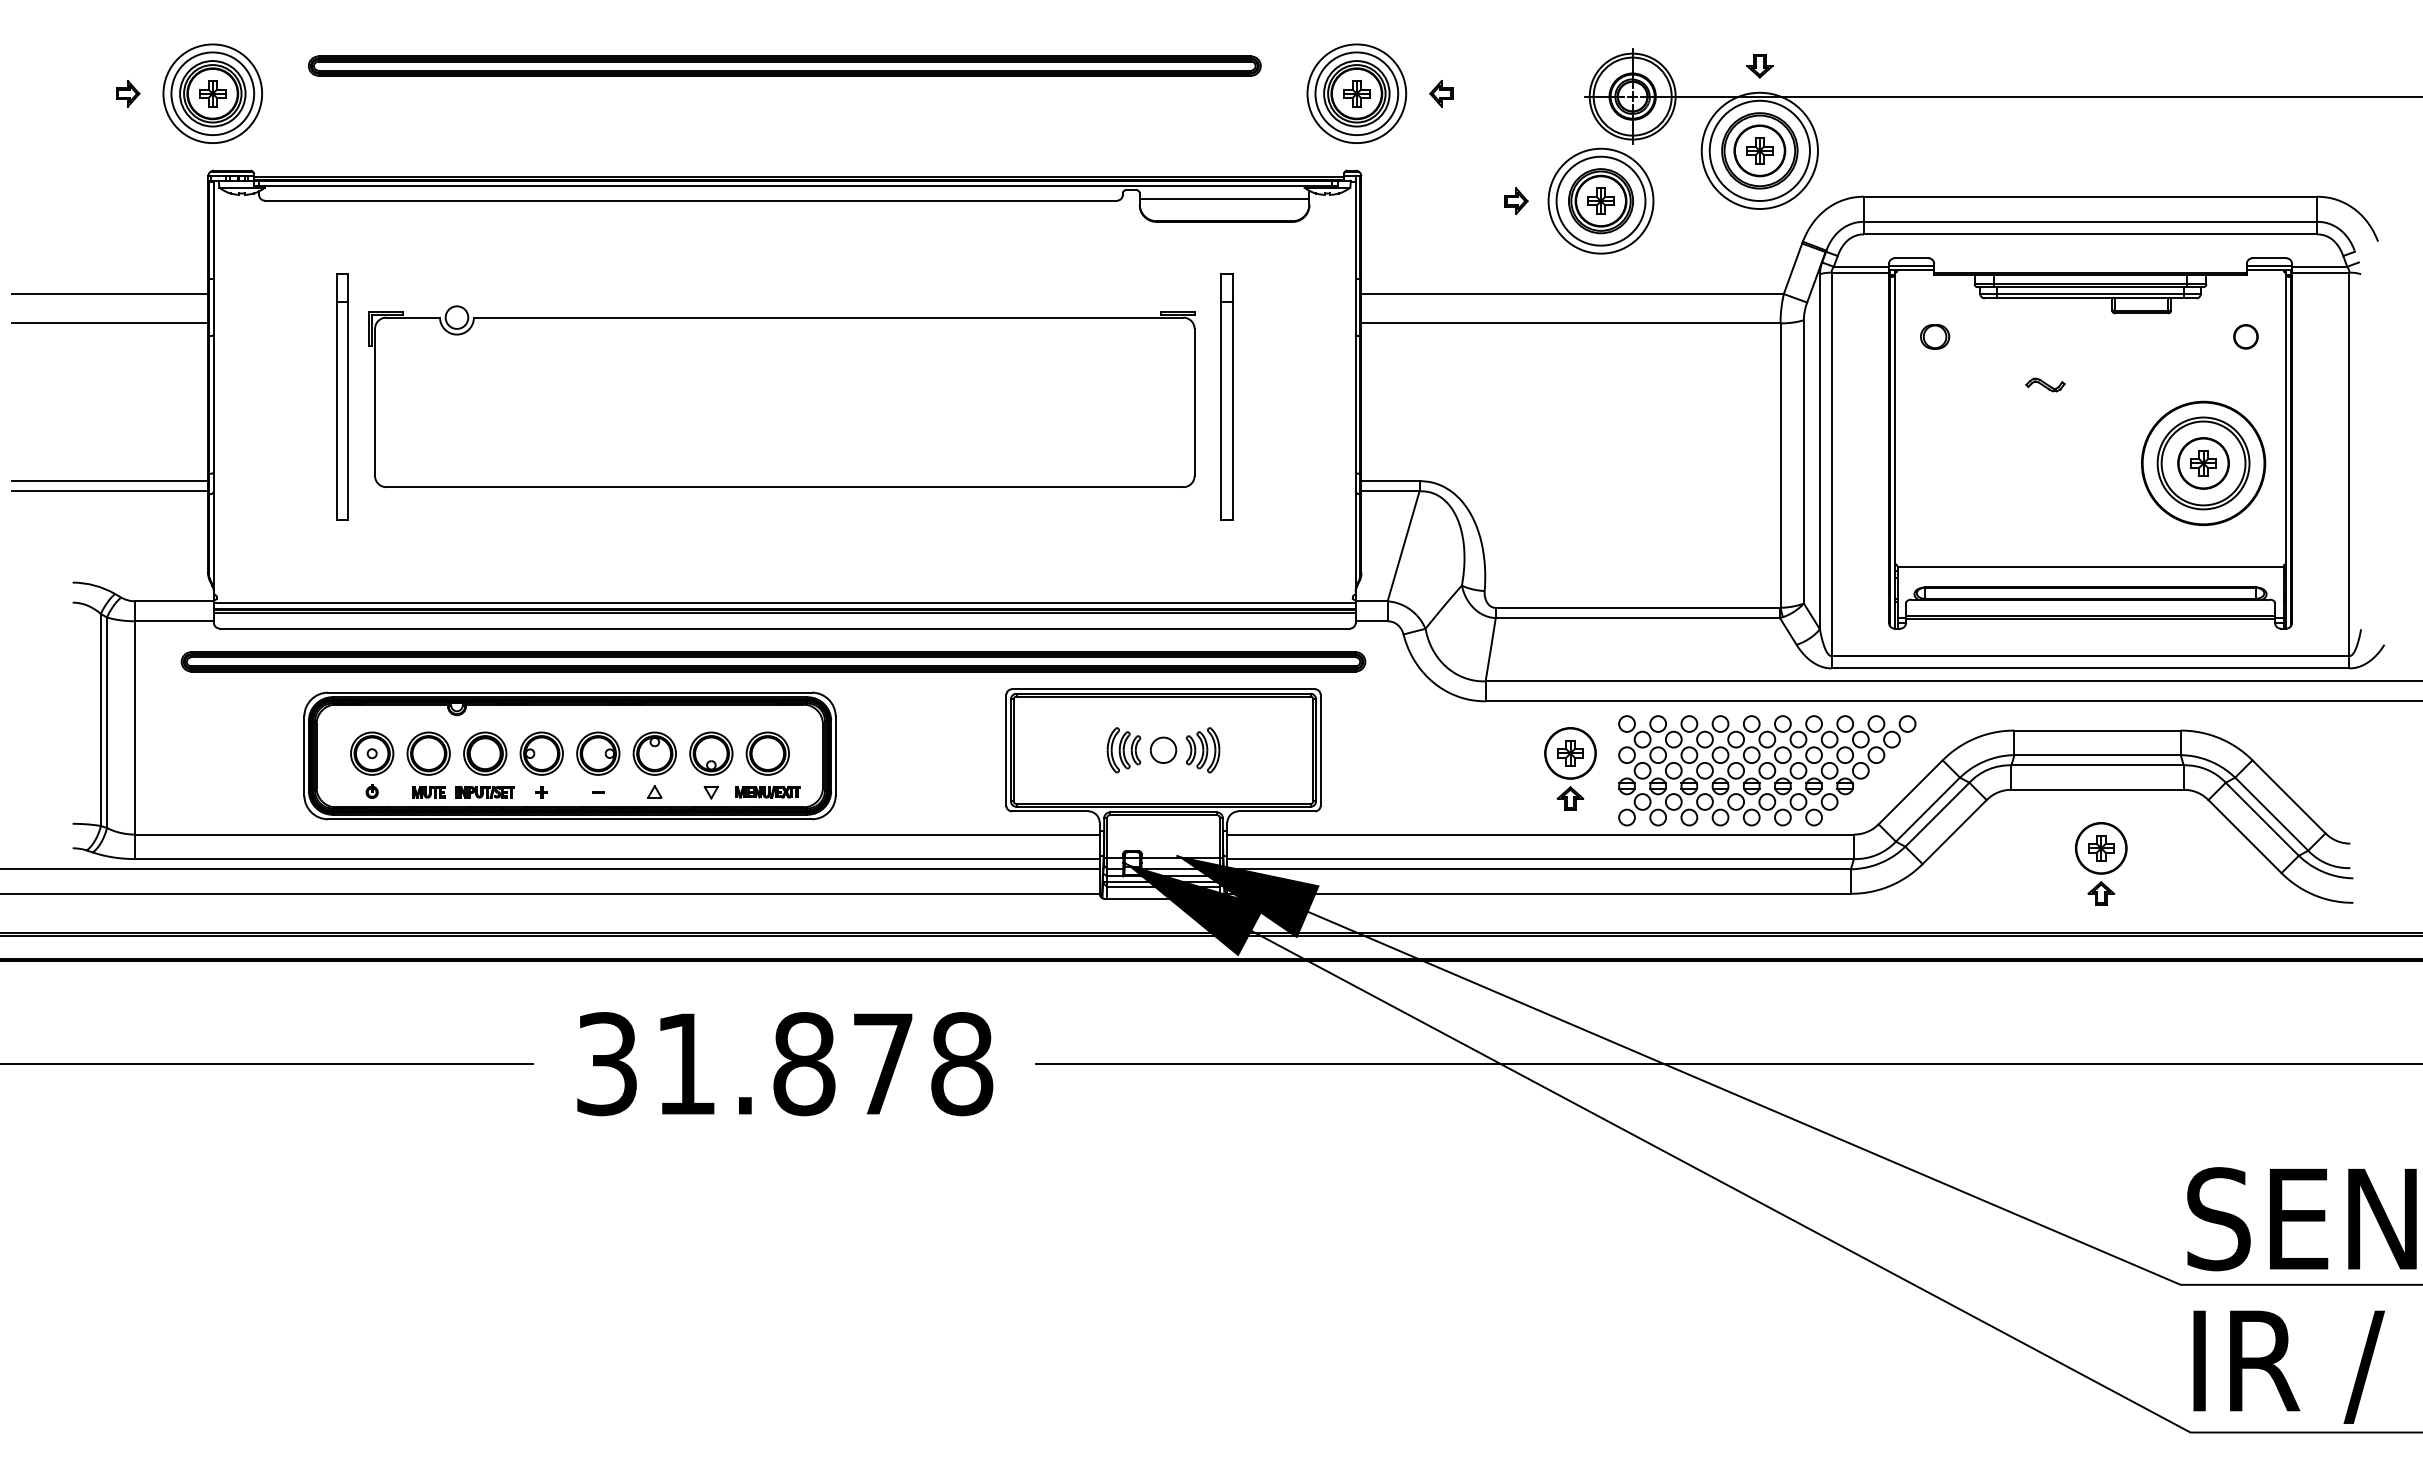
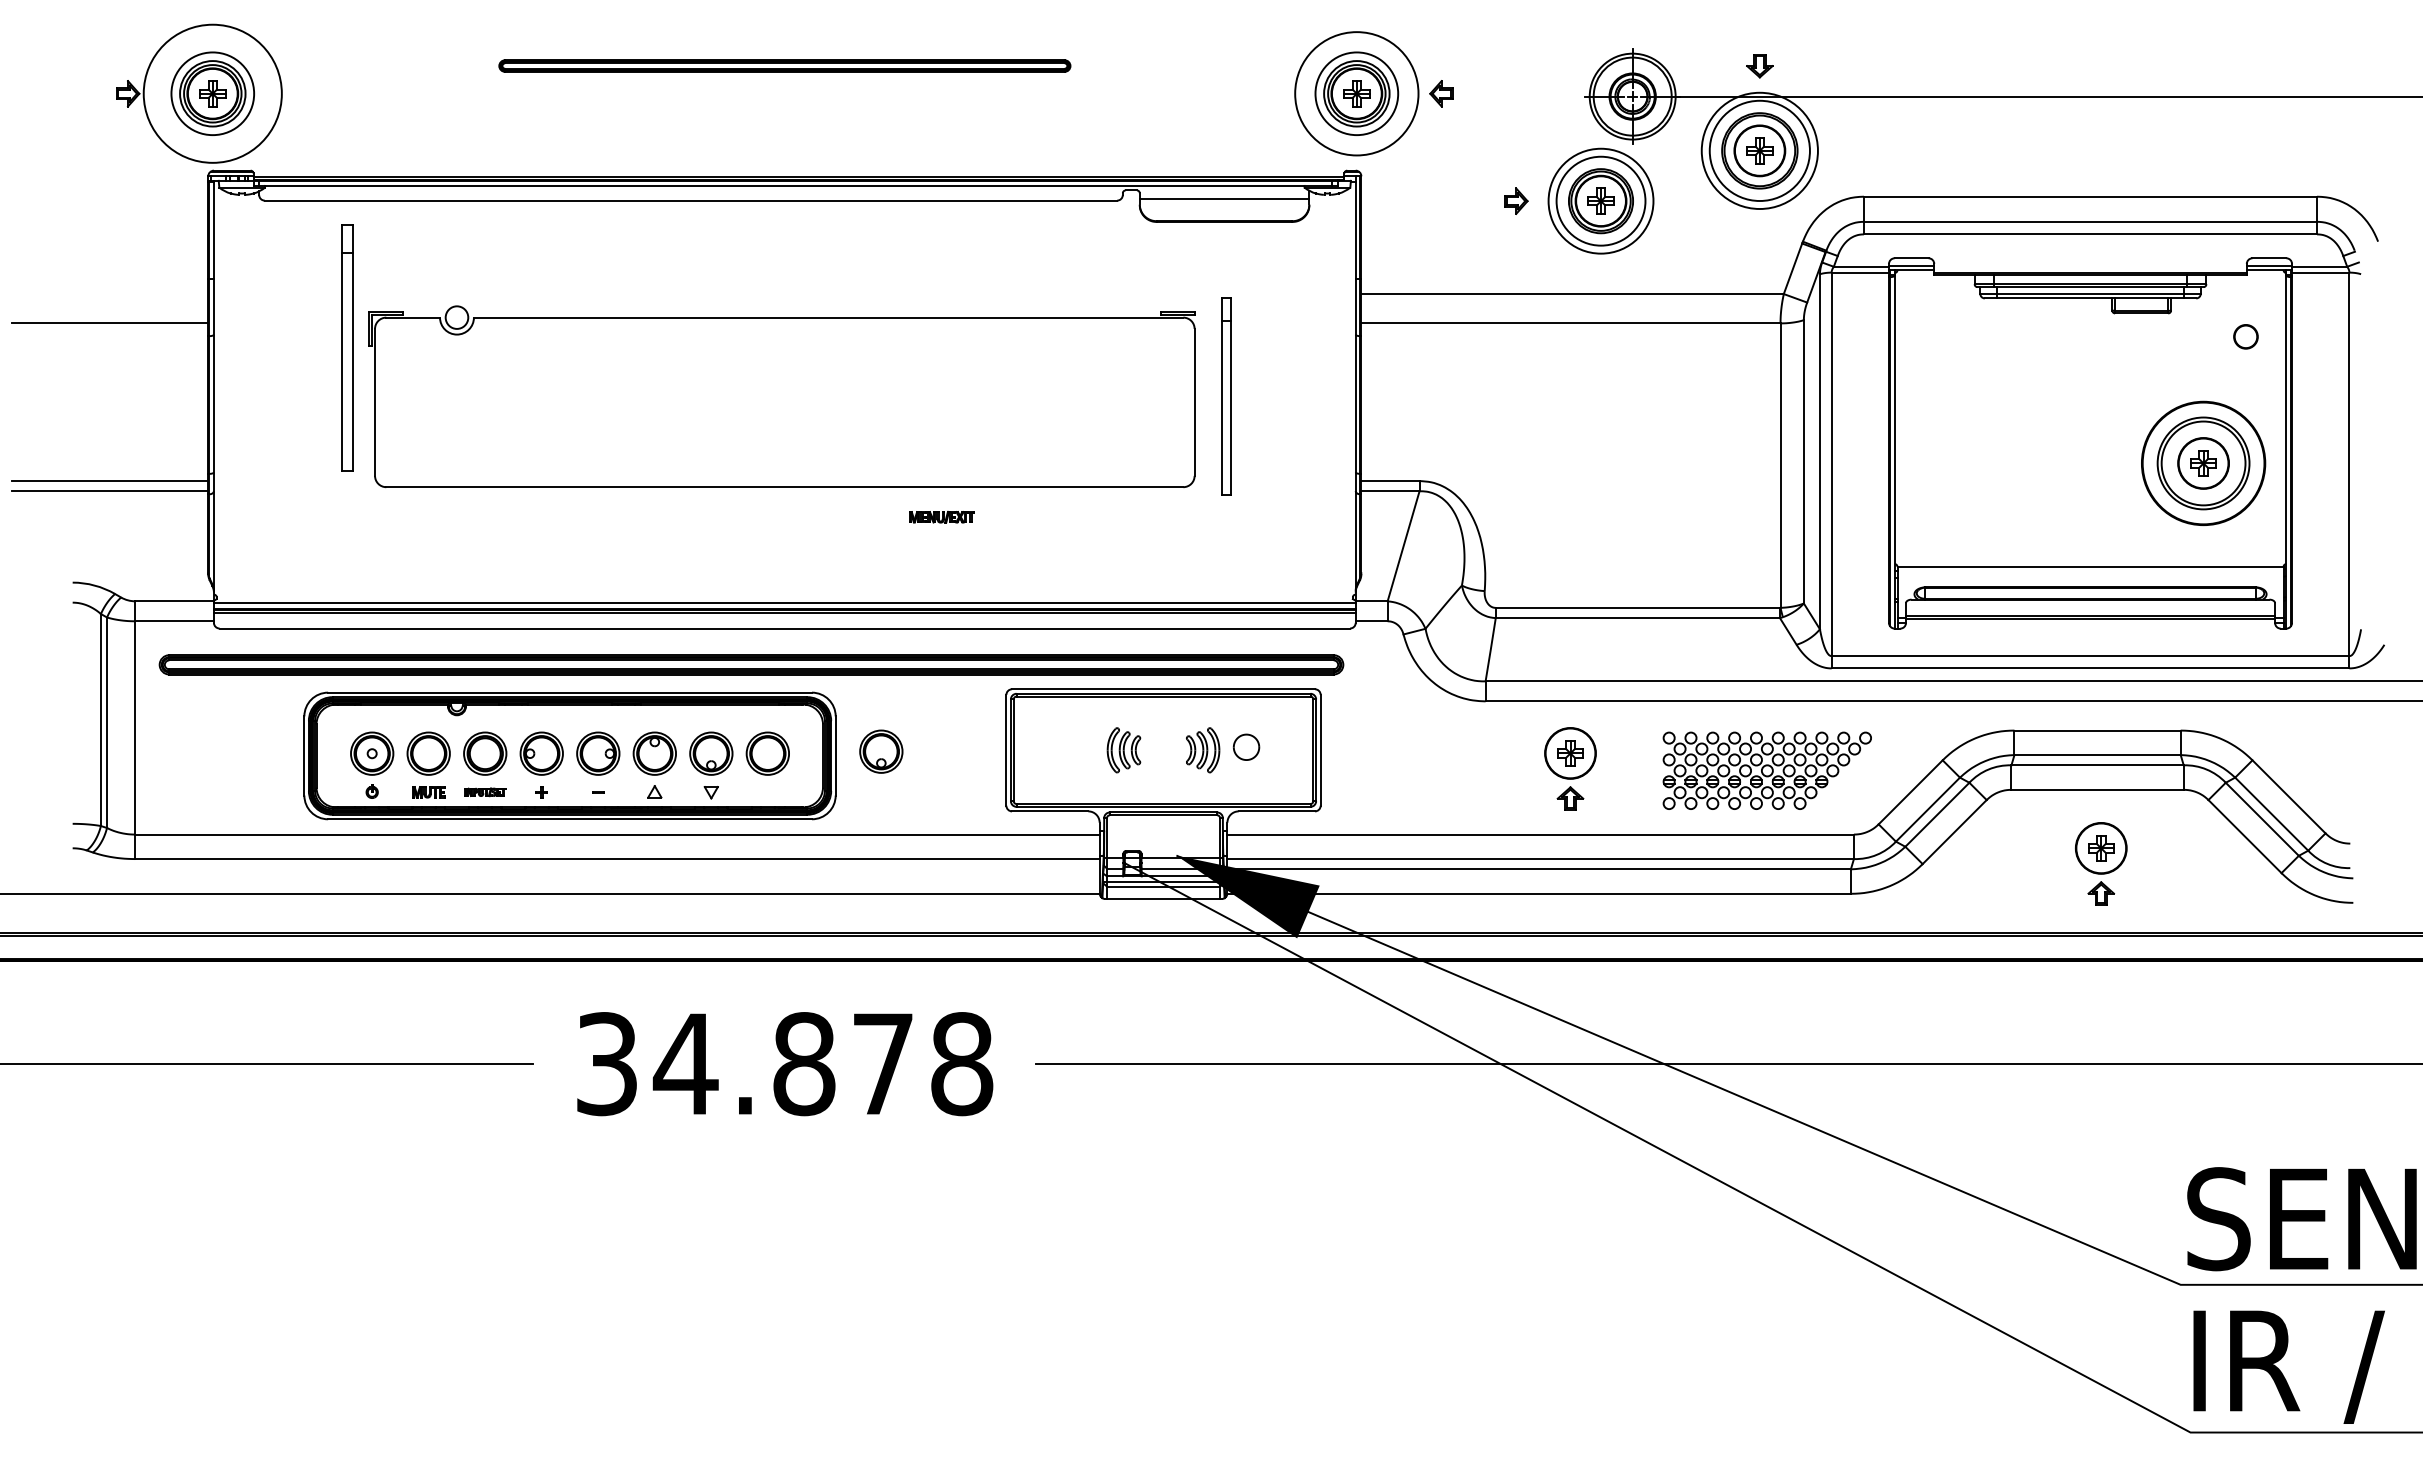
part size: 954x22 px -> 574x14 px (784, 65)
circle diameter: 99 px -> 138 px (212, 93)
circle diameter: 99 px -> 123 px (1356, 93)
line: present -> none (109, 294)
part: present -> none (1935, 336)
part: present -> none (2045, 384)
part position: (342, 396) -> (347, 347) (347, 347)
part size: 14x248 px -> 11x199 px (1226, 396)
part position: (773, 661) -> (751, 664) (751, 664)
part position: (1163, 749) -> (1246, 746) (1246, 746)
part: none -> present (881, 751)
part size: 299x112 px -> 210x79 px (1766, 770)
part size: 60x13 px -> 43x11 px (485, 792)
part position: (767, 792) -> (941, 517) (941, 517)
line: present -> none (550, 869)
fill: present -> none (1195, 909)
text: 31.878 -> 34.878 (685, 1063)
